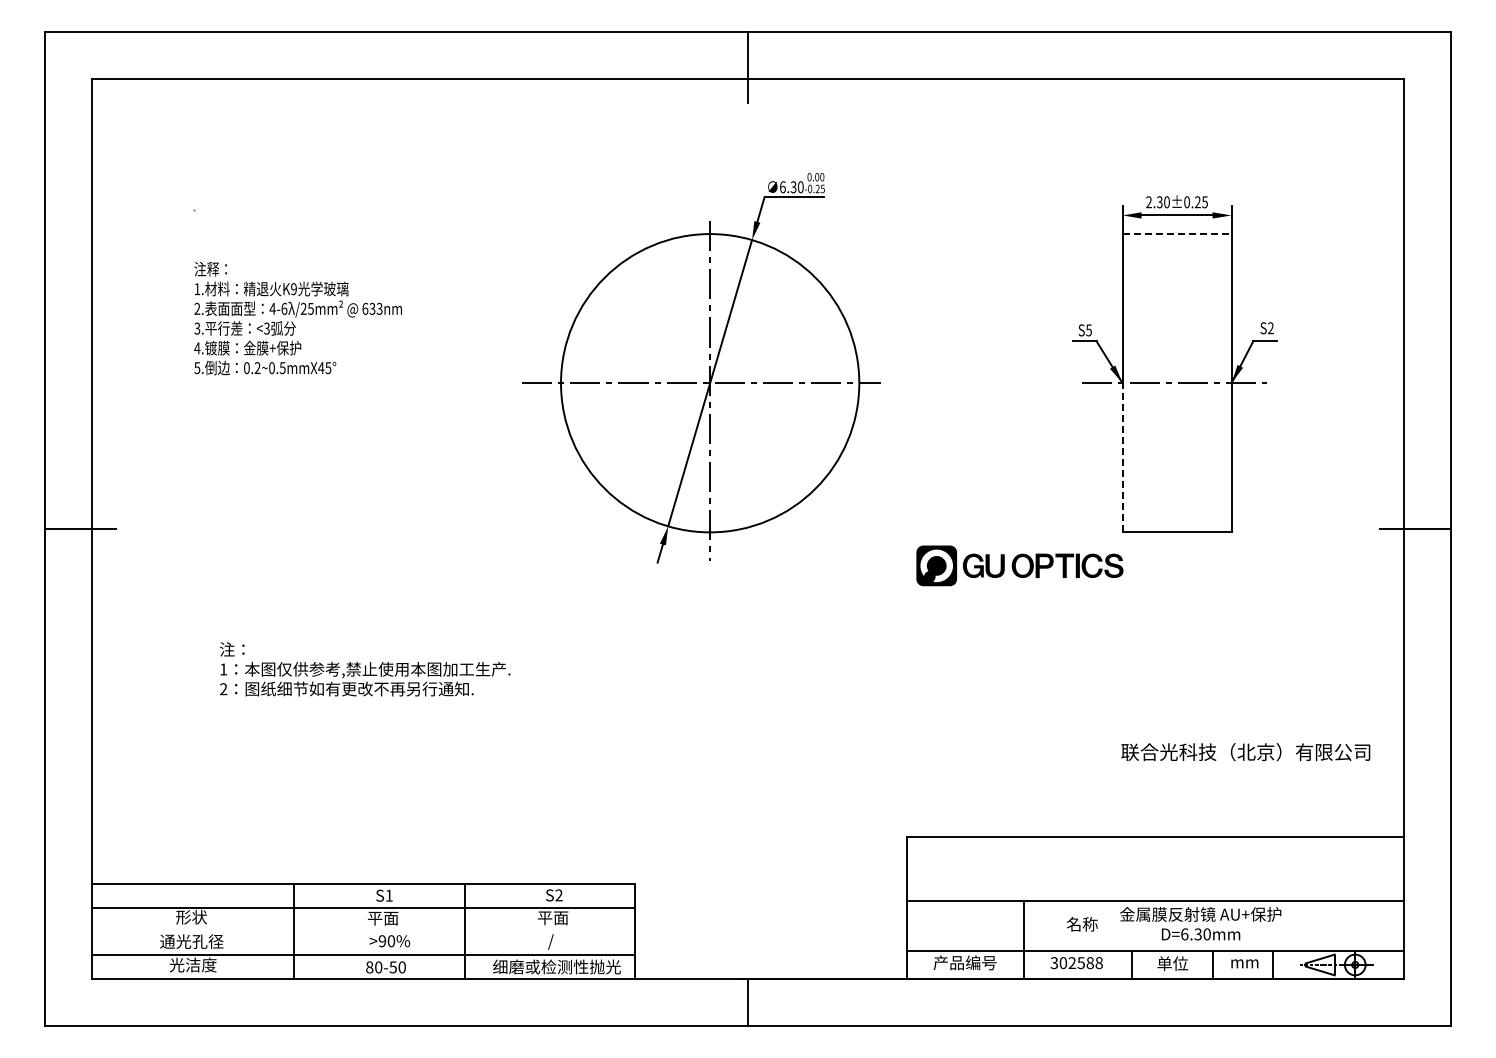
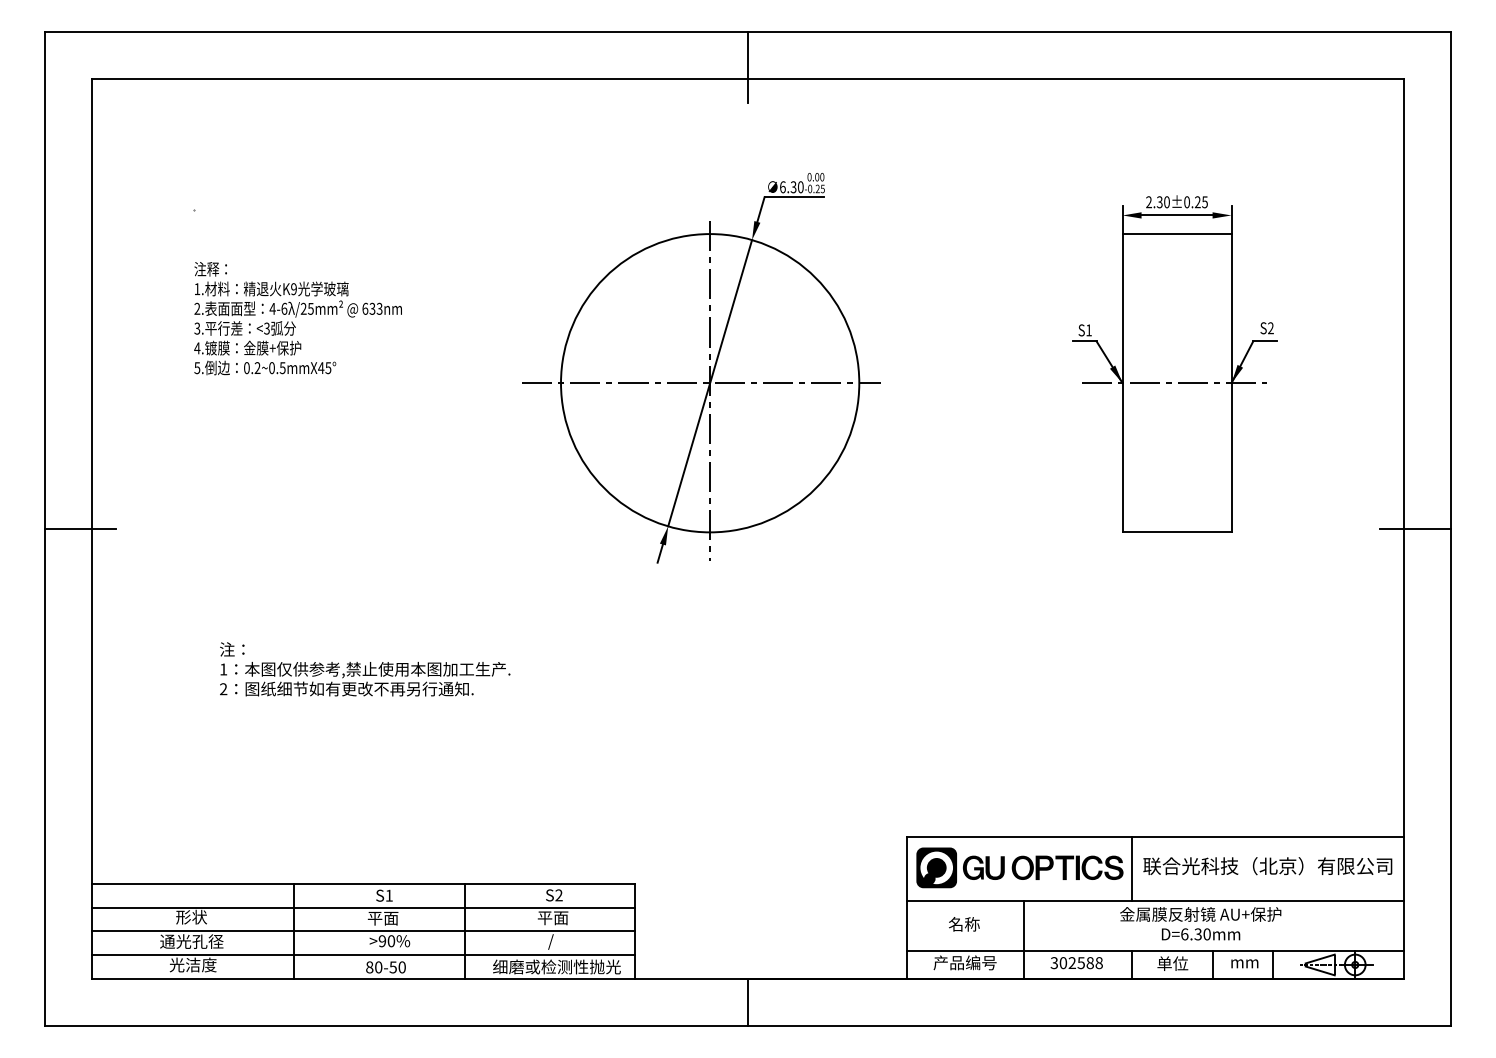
line: dashed -> solid (1177, 234)
text: S5 -> S1 (1088, 330)
line: dashed -> solid (1122, 457)
part position: (1019, 565) -> (1019, 867) (1019, 867)
text position: (1245, 752) -> (1267, 866) (1267, 866)
line: none -> present (1132, 868)
text position: (1082, 924) -> (964, 924) (964, 924)
line: none -> present (363, 931)
